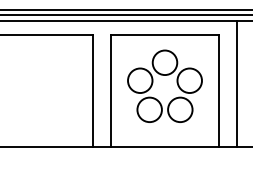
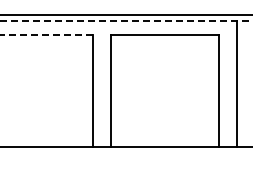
line: present -> none (125, 10)
line: solid -> dashed (126, 20)
line: solid -> dashed (46, 35)
part: present -> none (164, 75)
